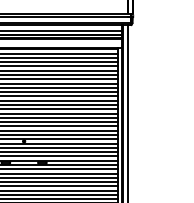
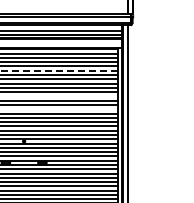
line: solid -> dashed (59, 70)
line: present -> none (60, 96)
line: present -> none (60, 109)
